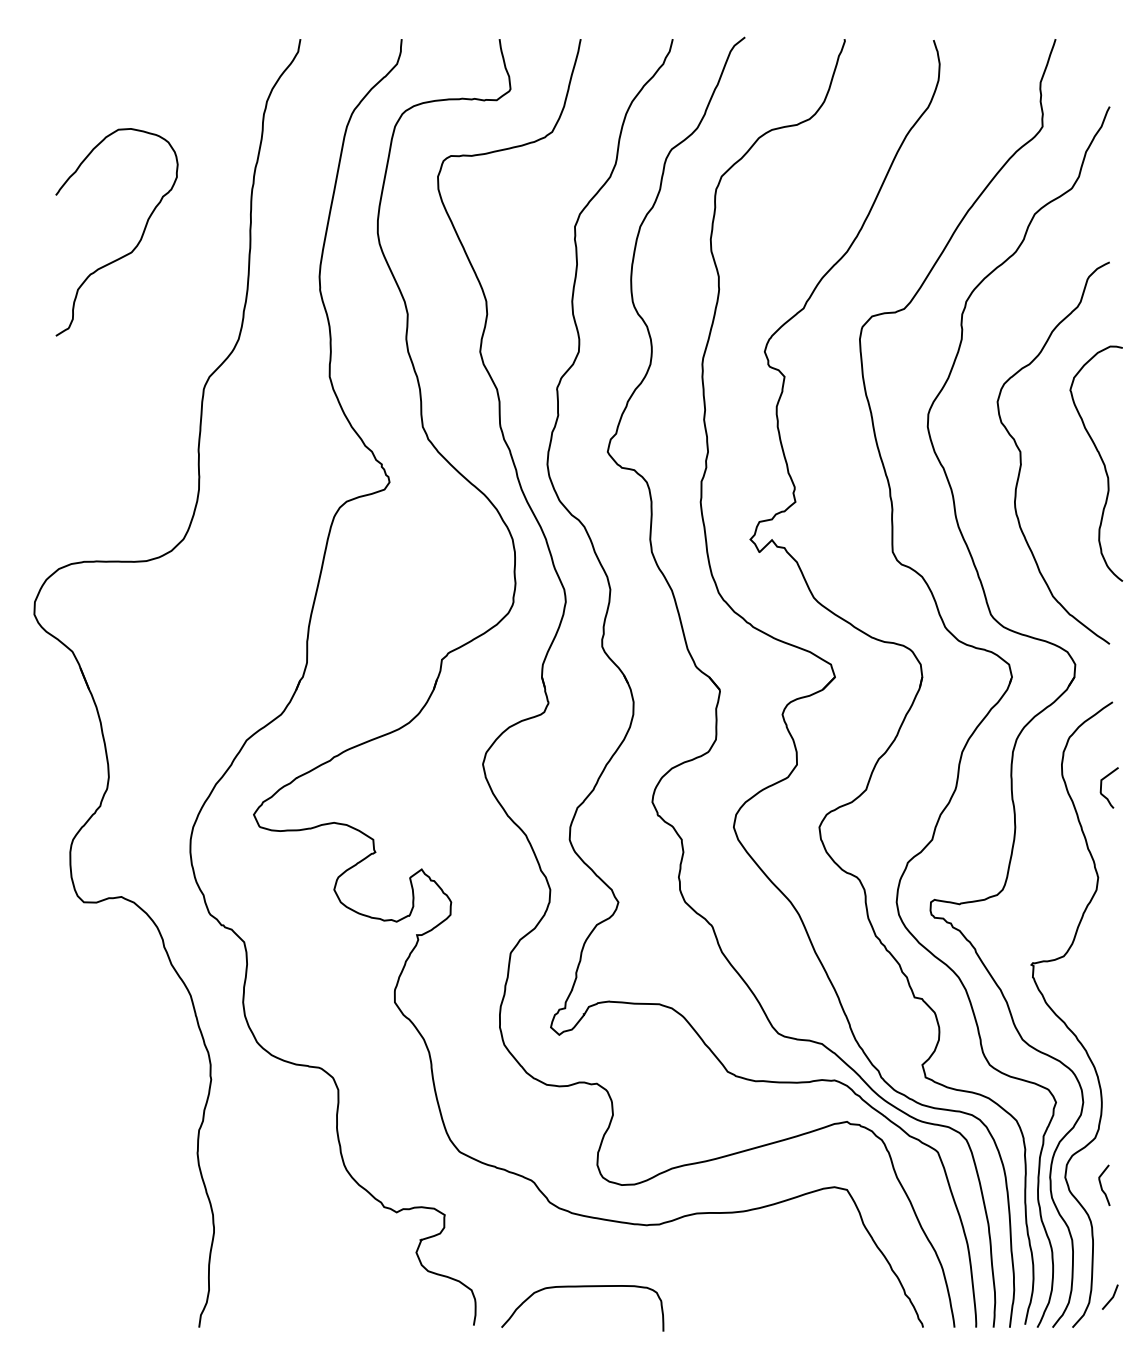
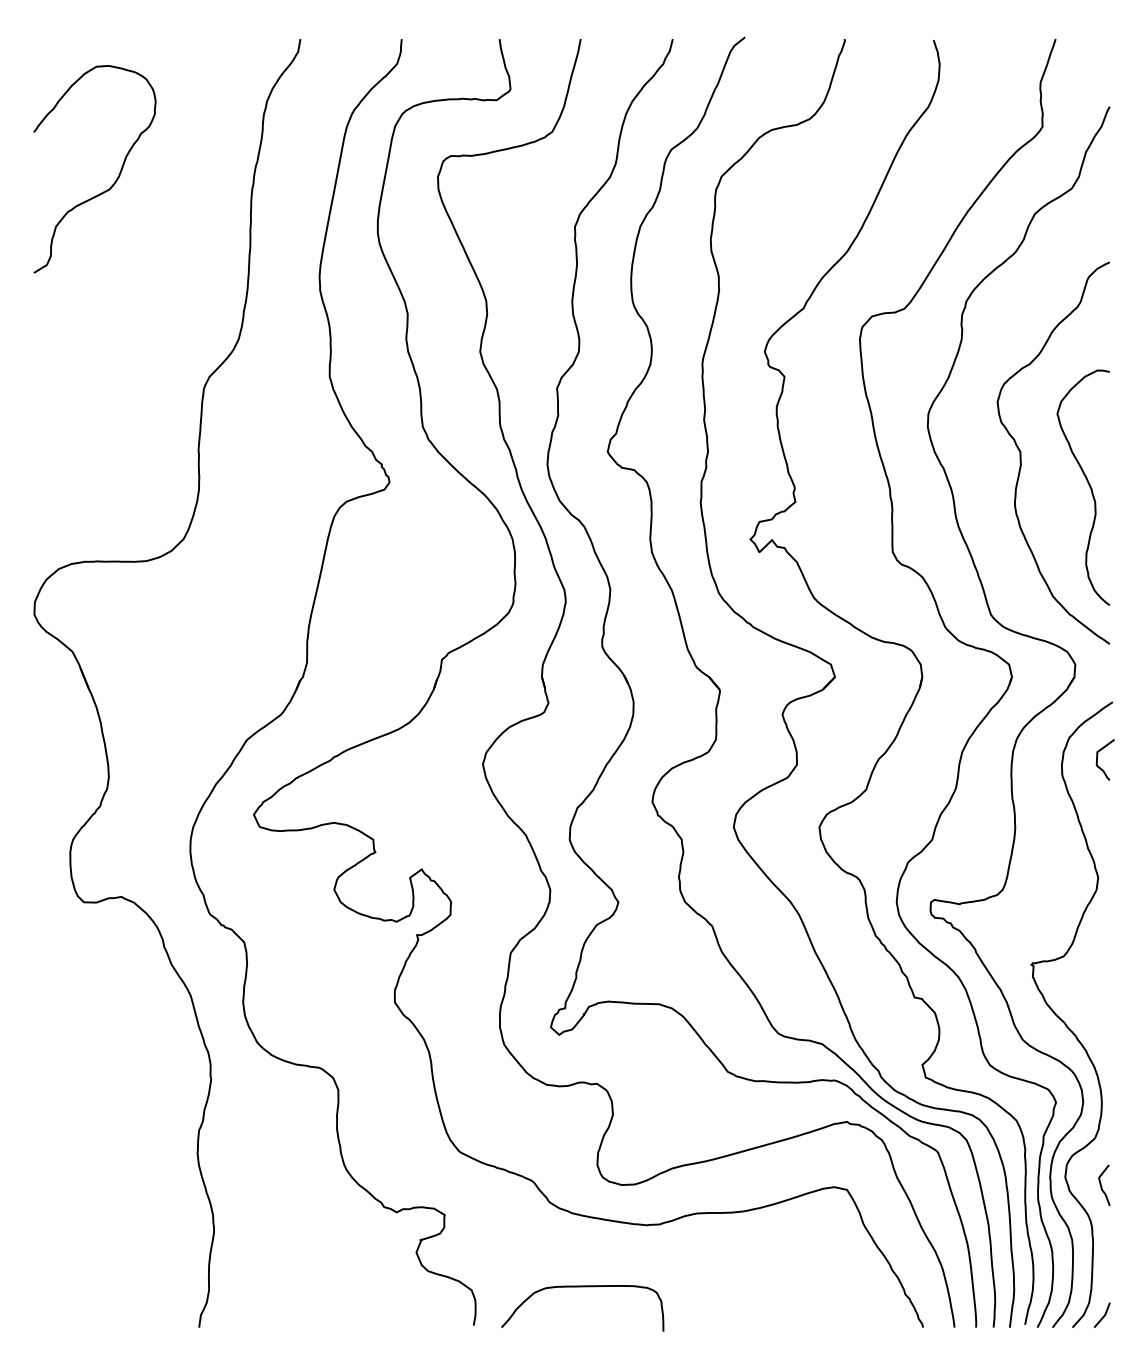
curve position: (136, 244) -> (114, 181) (114, 181)
curve position: (1101, 461) -> (1088, 485) (1088, 485)
curve position: (1101, 787) -> (1097, 759) (1097, 759)
line position: (1111, 1297) -> (1103, 1315) (1103, 1315)
